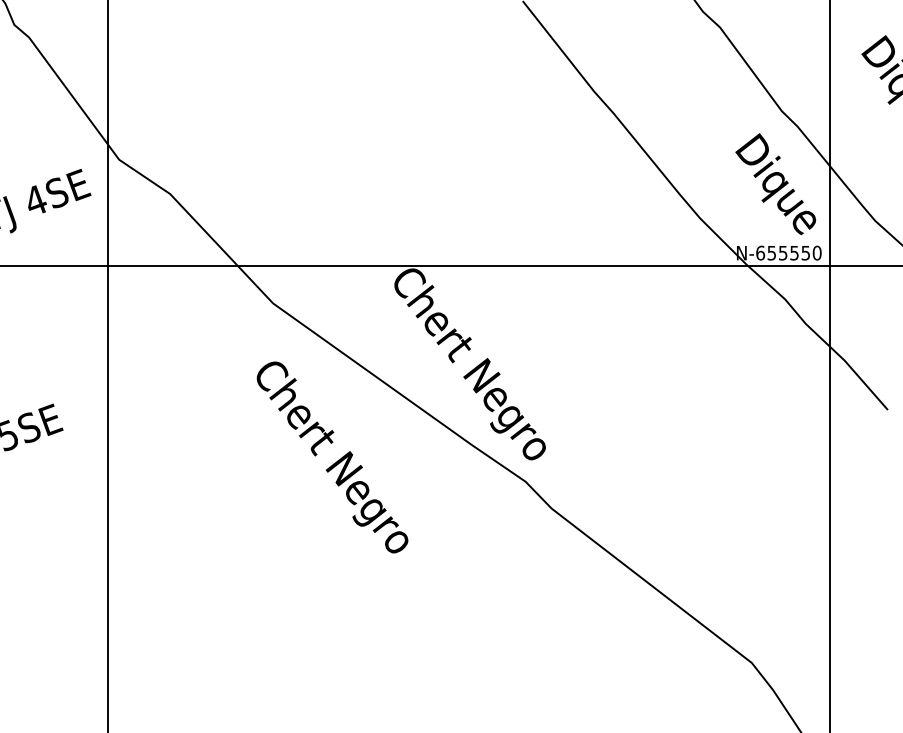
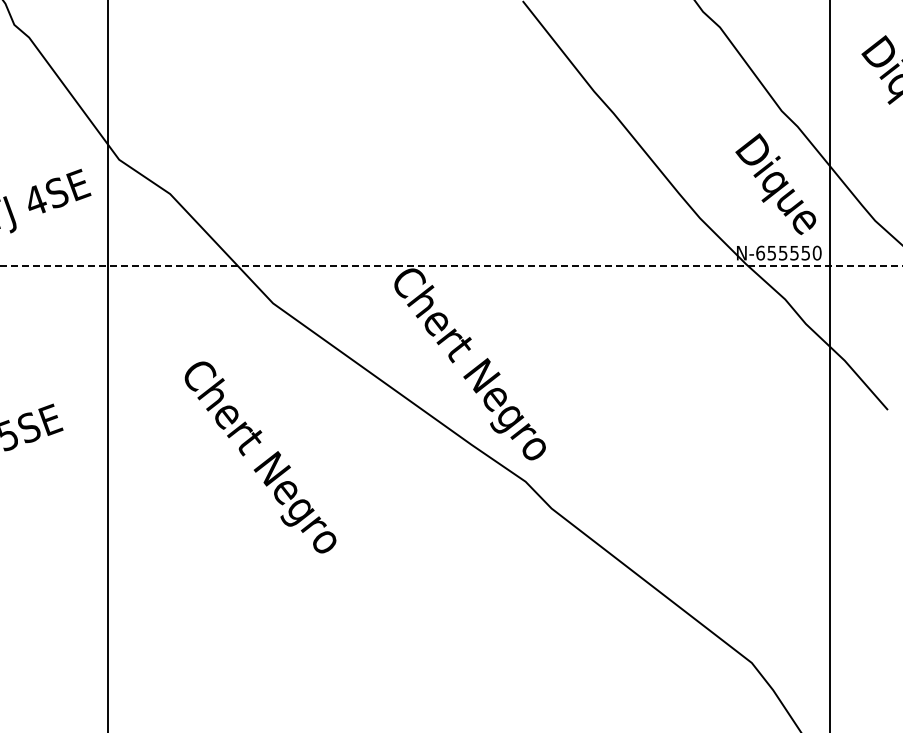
line: solid -> dashed (451, 266)
text position: (332, 457) -> (260, 457) (260, 457)
